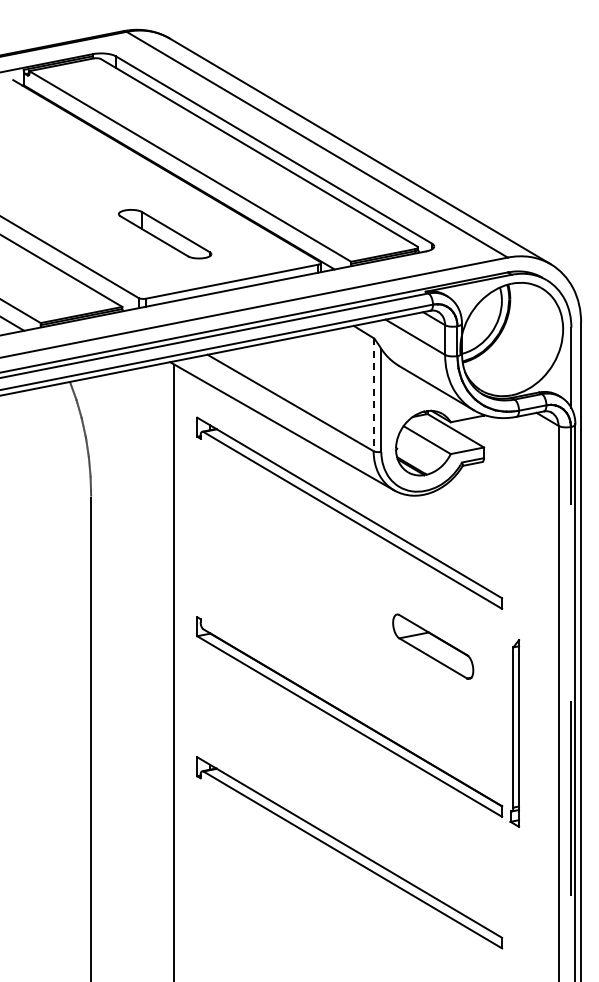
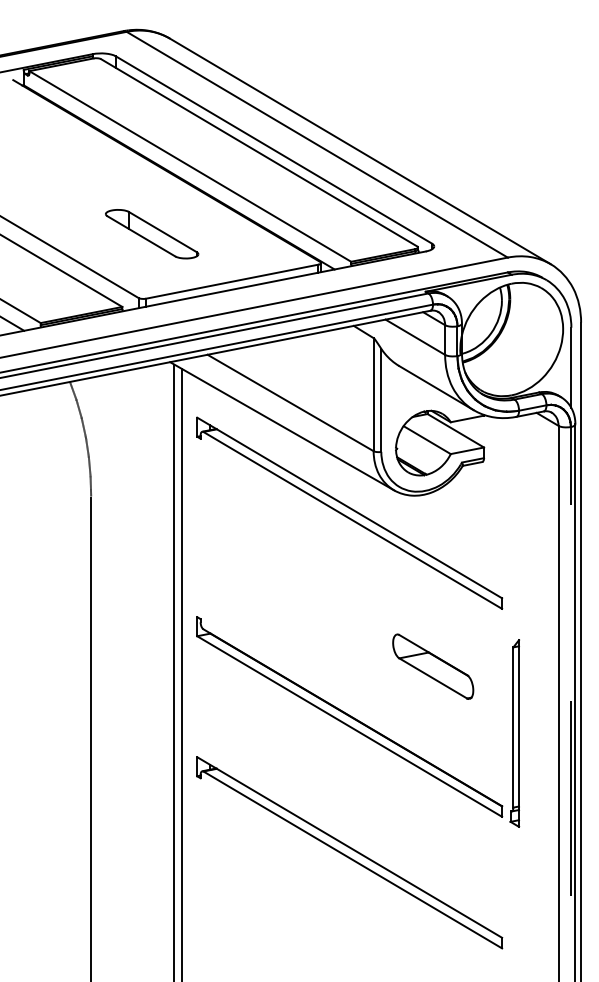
part position: (165, 234) -> (152, 234) (152, 234)
line: dashed -> solid (373, 394)
part position: (433, 646) -> (433, 666) (433, 666)
line: none -> present (182, 673)
